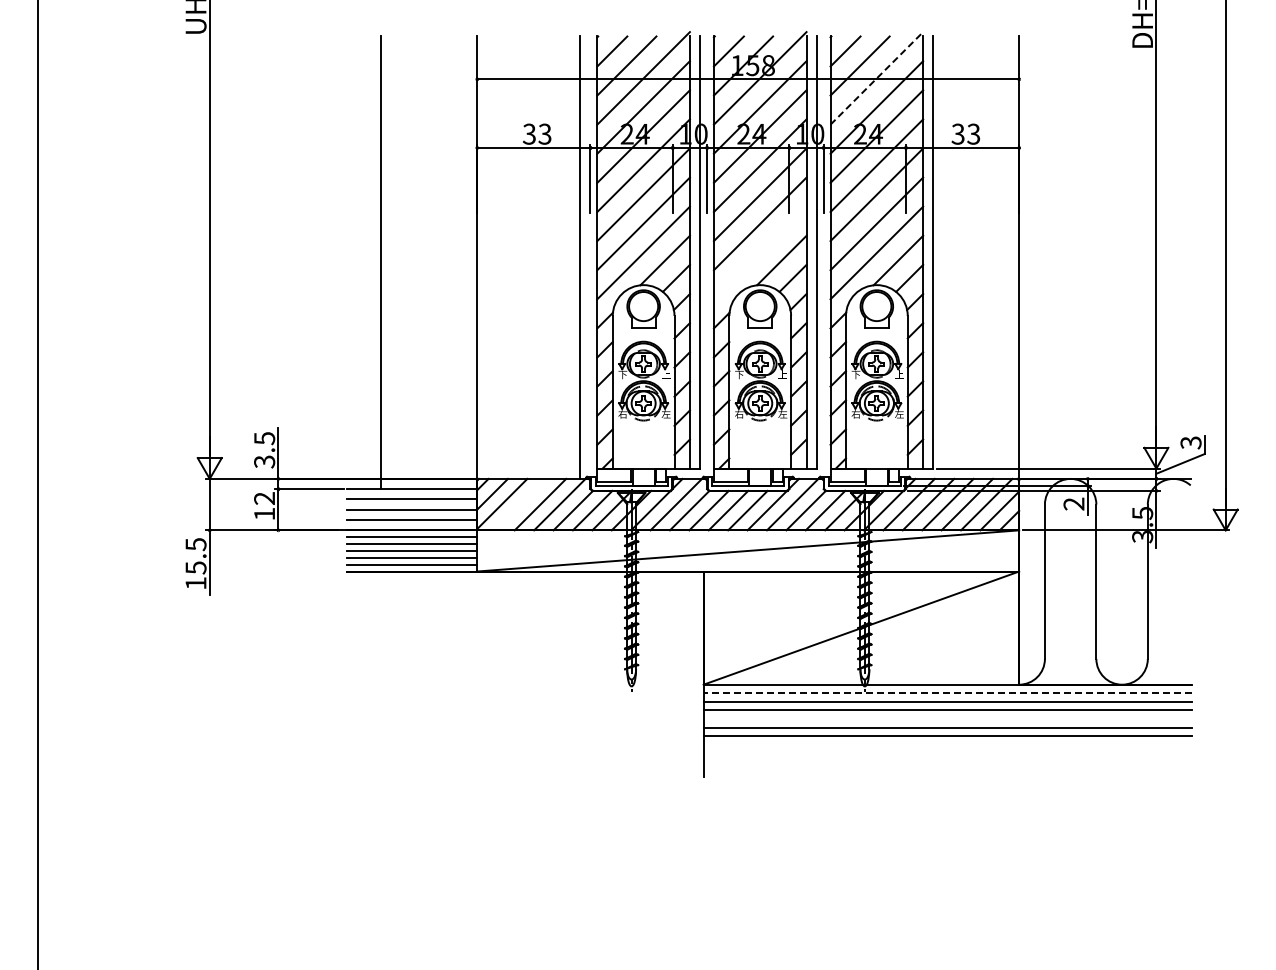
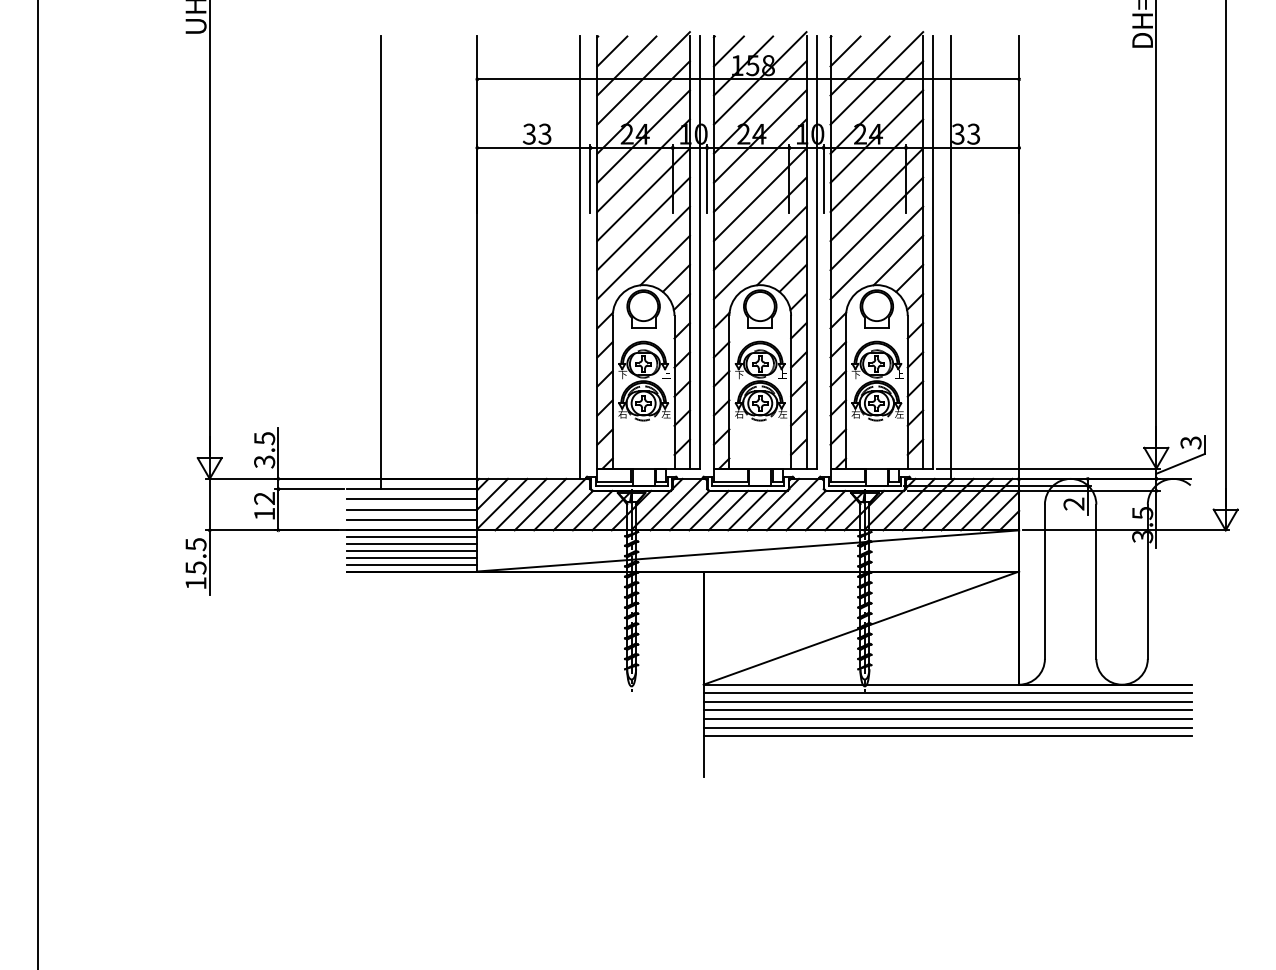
line: dashed -> solid (877, 78)
line: none -> present (759, 252)
line: none -> present (950, 257)
line: none -> present (520, 504)
line: dashed -> solid (947, 693)
line: none -> present (947, 719)
